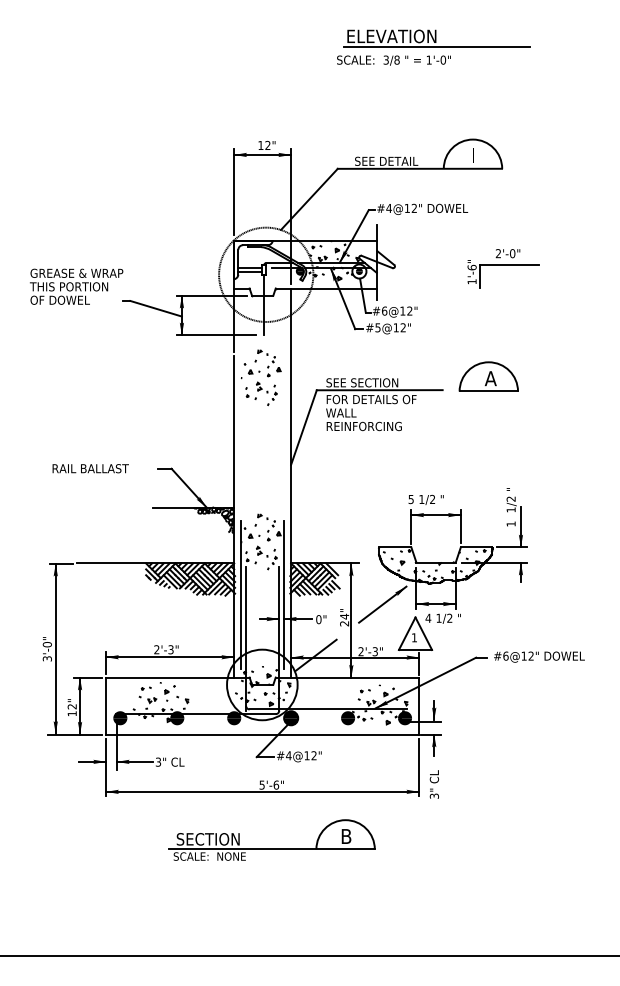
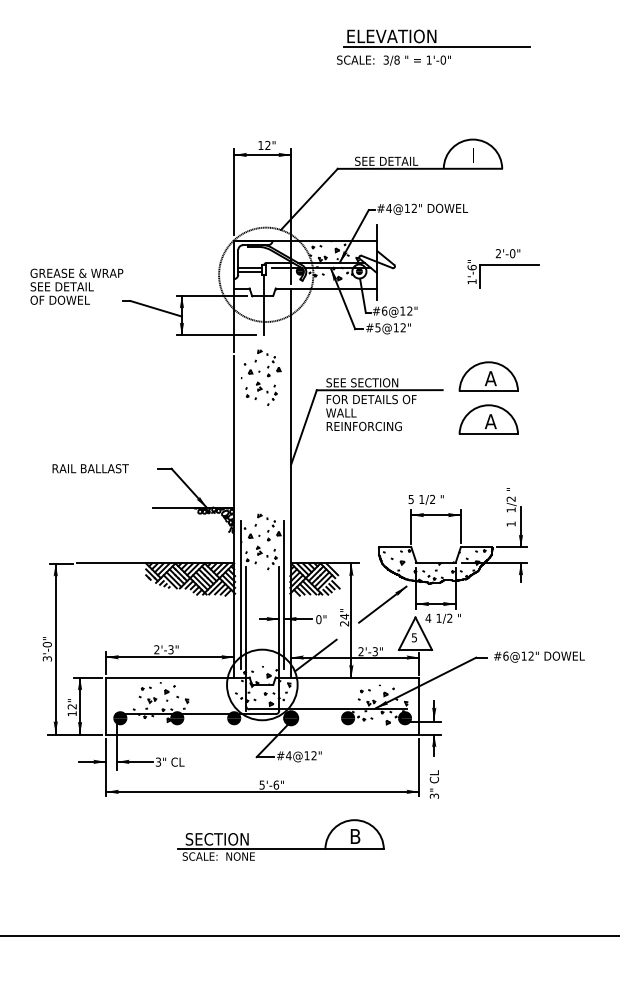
text: THIS PORTION -> SEE DETAIL (68, 286)
part: none -> present (488, 419)
text: 1 -> 5 (413, 637)
part position: (271, 848) -> (280, 848) (280, 848)
line position: (309, 956) -> (309, 936) (309, 936)
